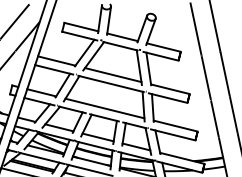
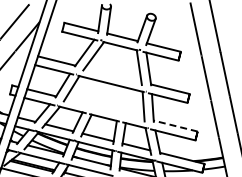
line: present -> none (113, 75)
line: present -> none (104, 108)
line: solid -> dashed (175, 126)
